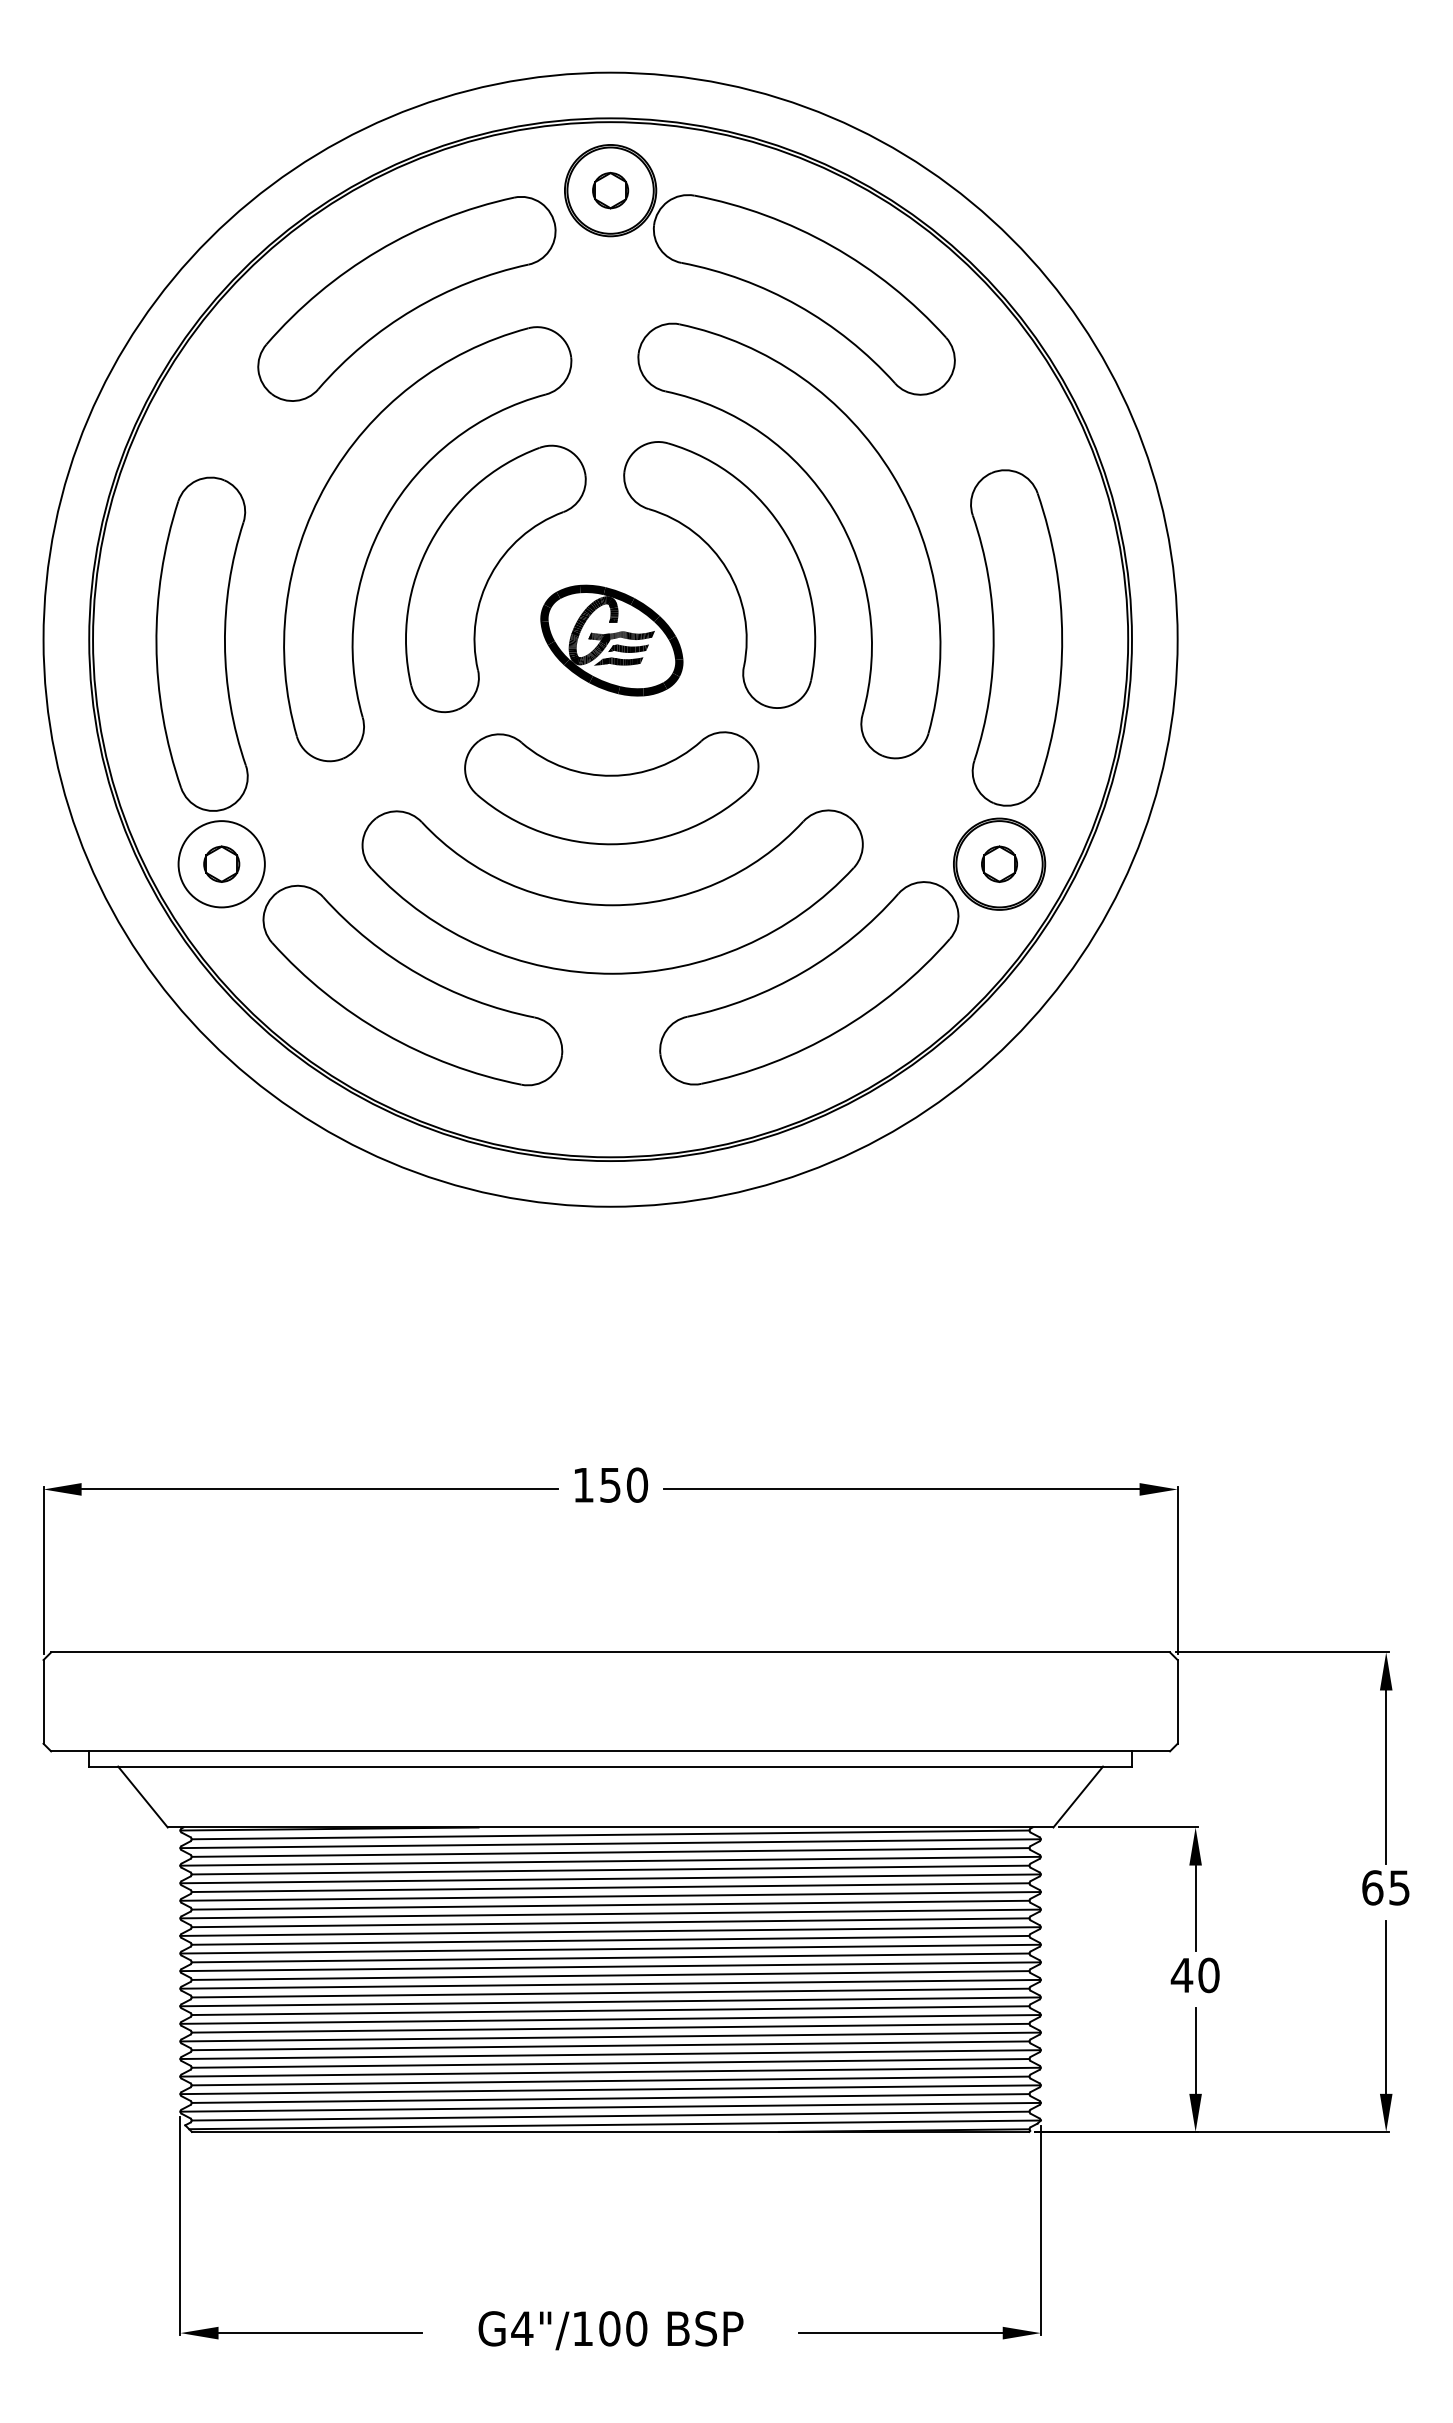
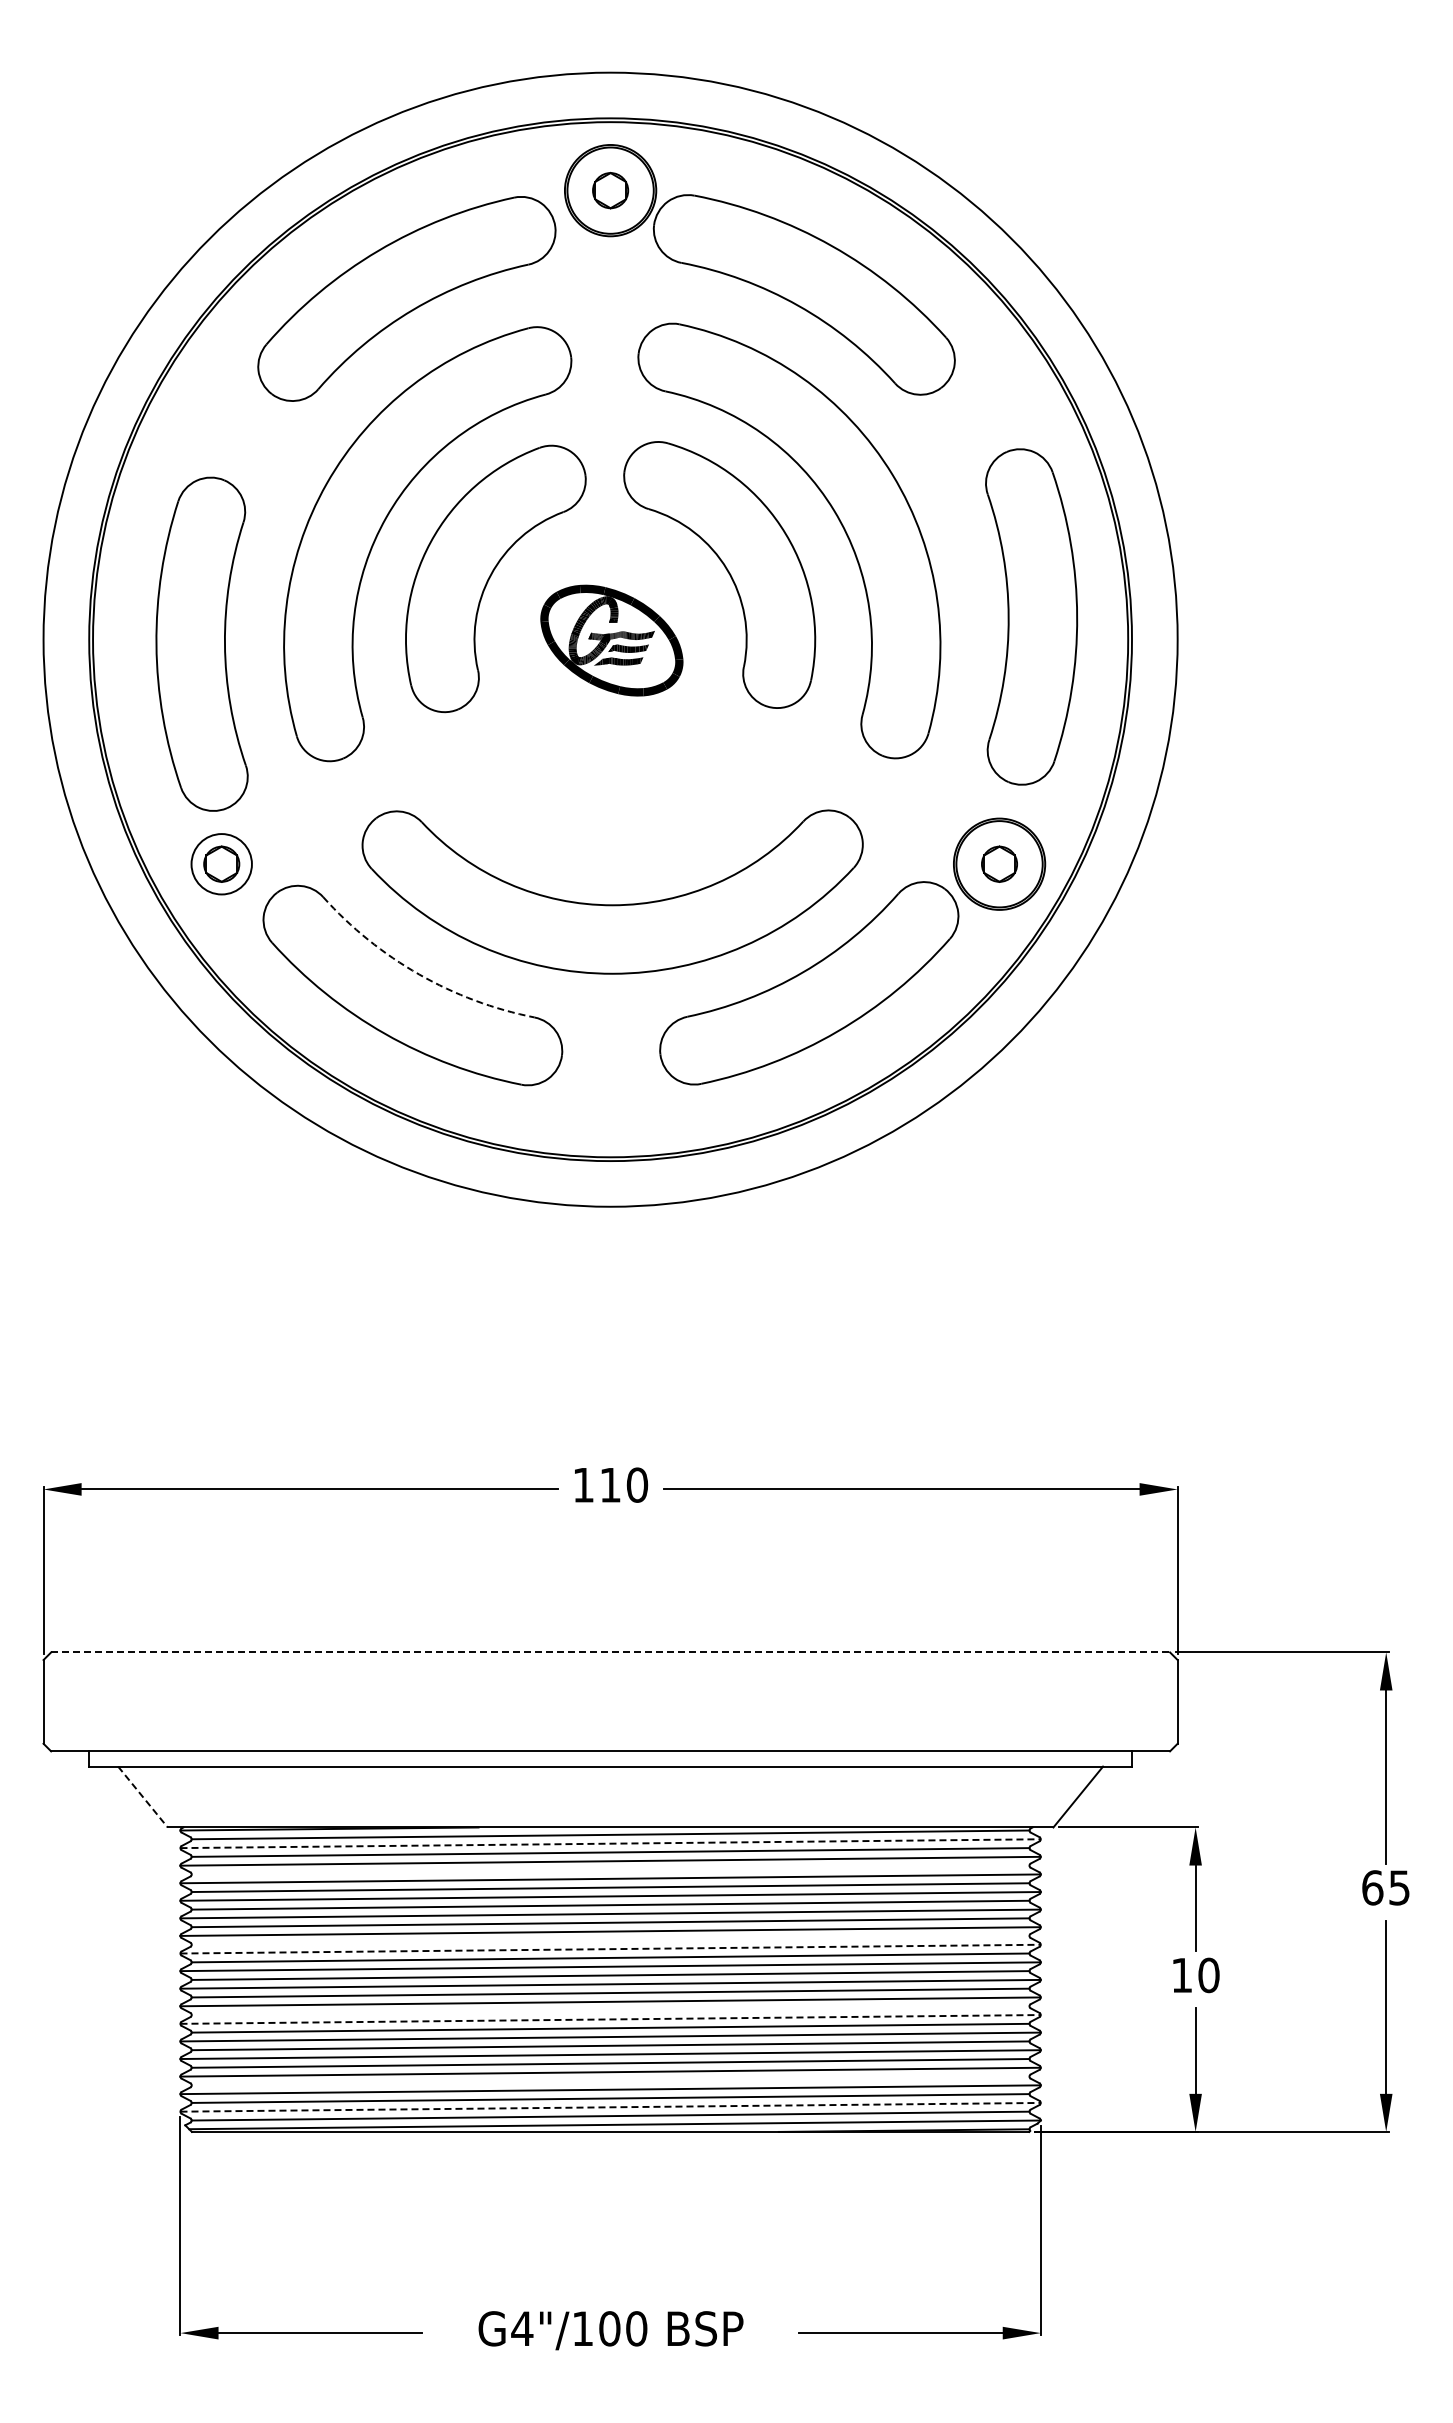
part position: (1016, 637) -> (1031, 616) (1031, 616)
part: present -> none (611, 788)
circle diameter: 86 px -> 60 px (221, 864)
arc: solid -> dashed (419, 974)
text: 150 -> 110 (610, 1485)
line: solid -> dashed (611, 1652)
line: solid -> dashed (143, 1797)
line: solid -> dashed (611, 1843)
line: present -> none (610, 1869)
line: present -> none (610, 1939)
line: solid -> dashed (611, 1949)
text: 40 -> 10 (1181, 1975)
line: present -> none (610, 2010)
line: solid -> dashed (611, 2019)
line: present -> none (610, 2080)
line: solid -> dashed (611, 2107)
